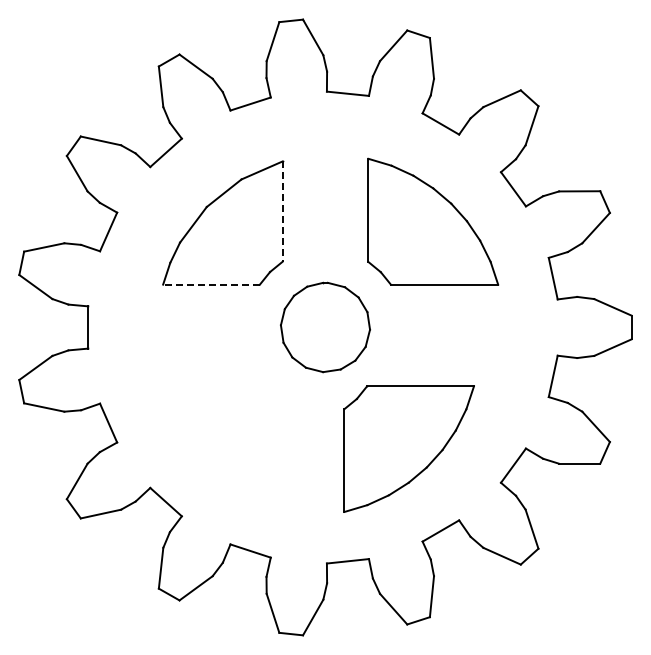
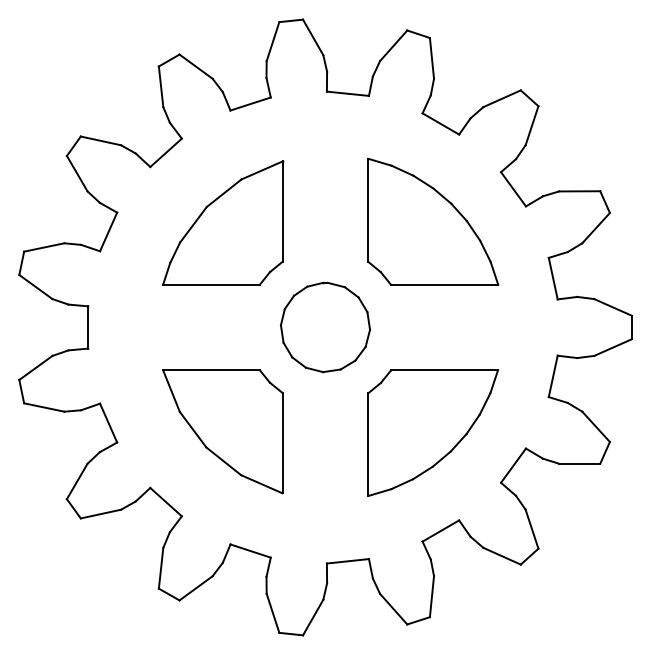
line: dashed -> solid (282, 212)
line: dashed -> solid (211, 284)
part: none -> present (222, 431)
part position: (408, 448) -> (432, 432) (432, 432)
